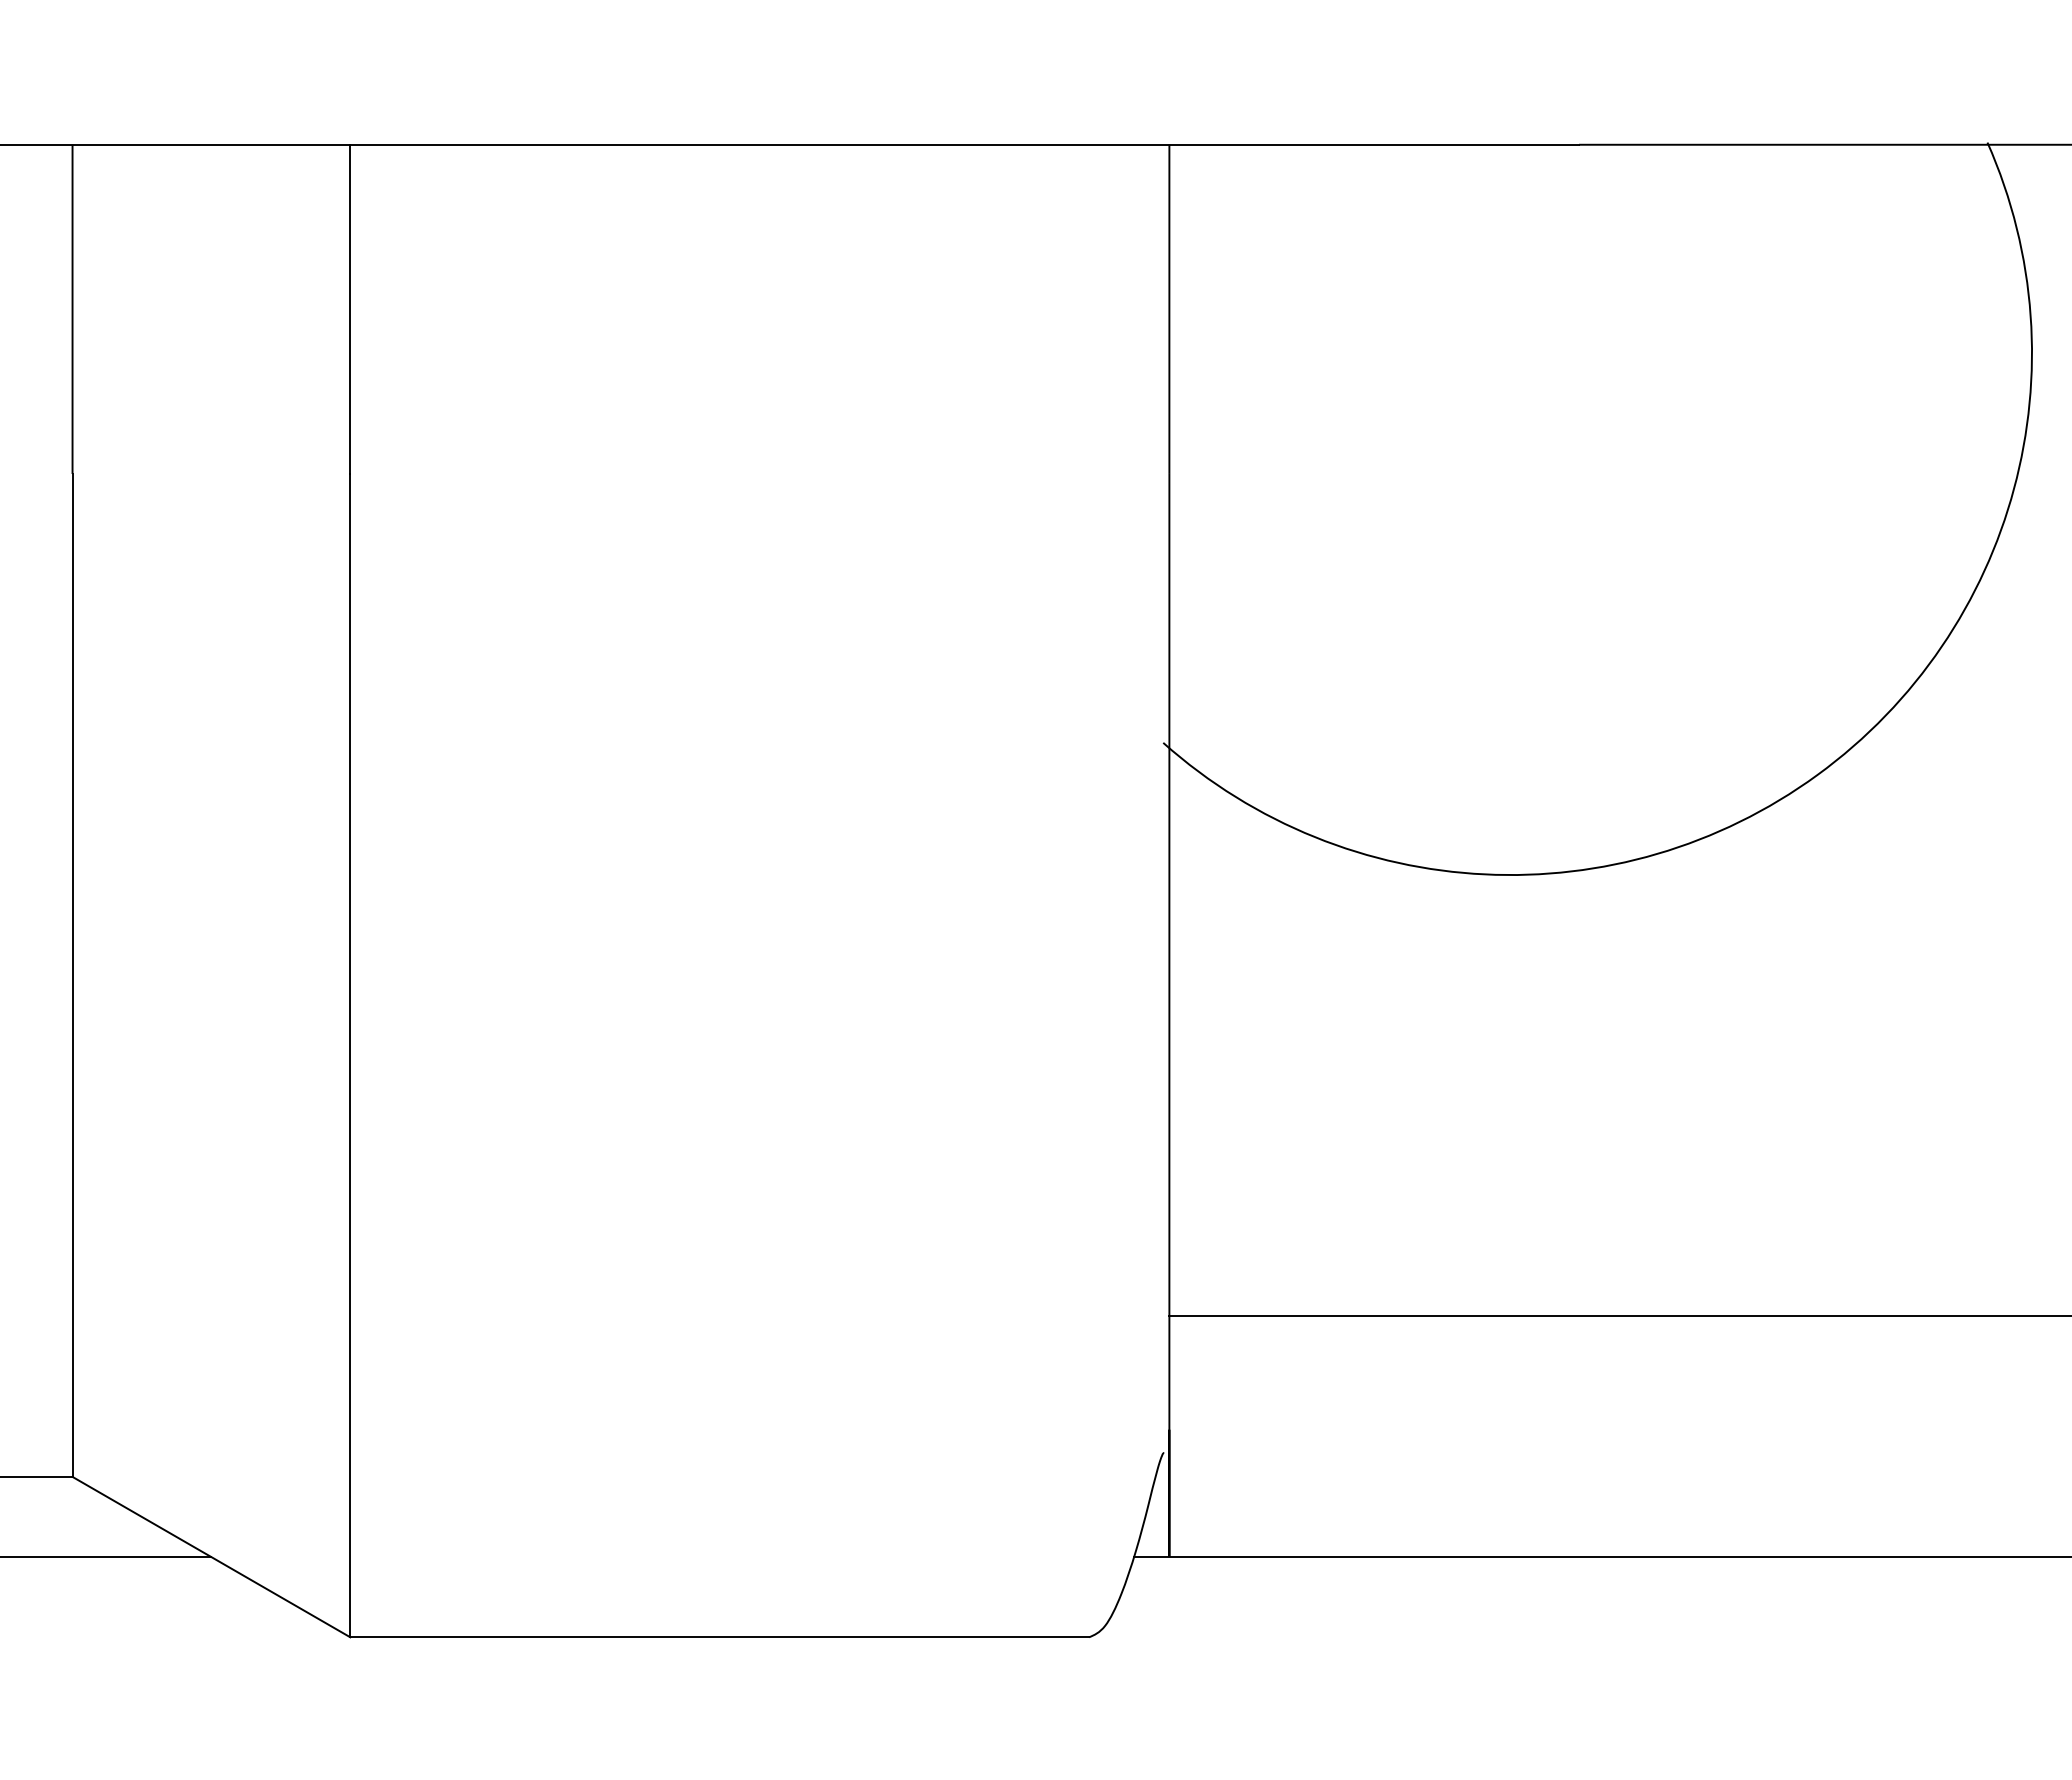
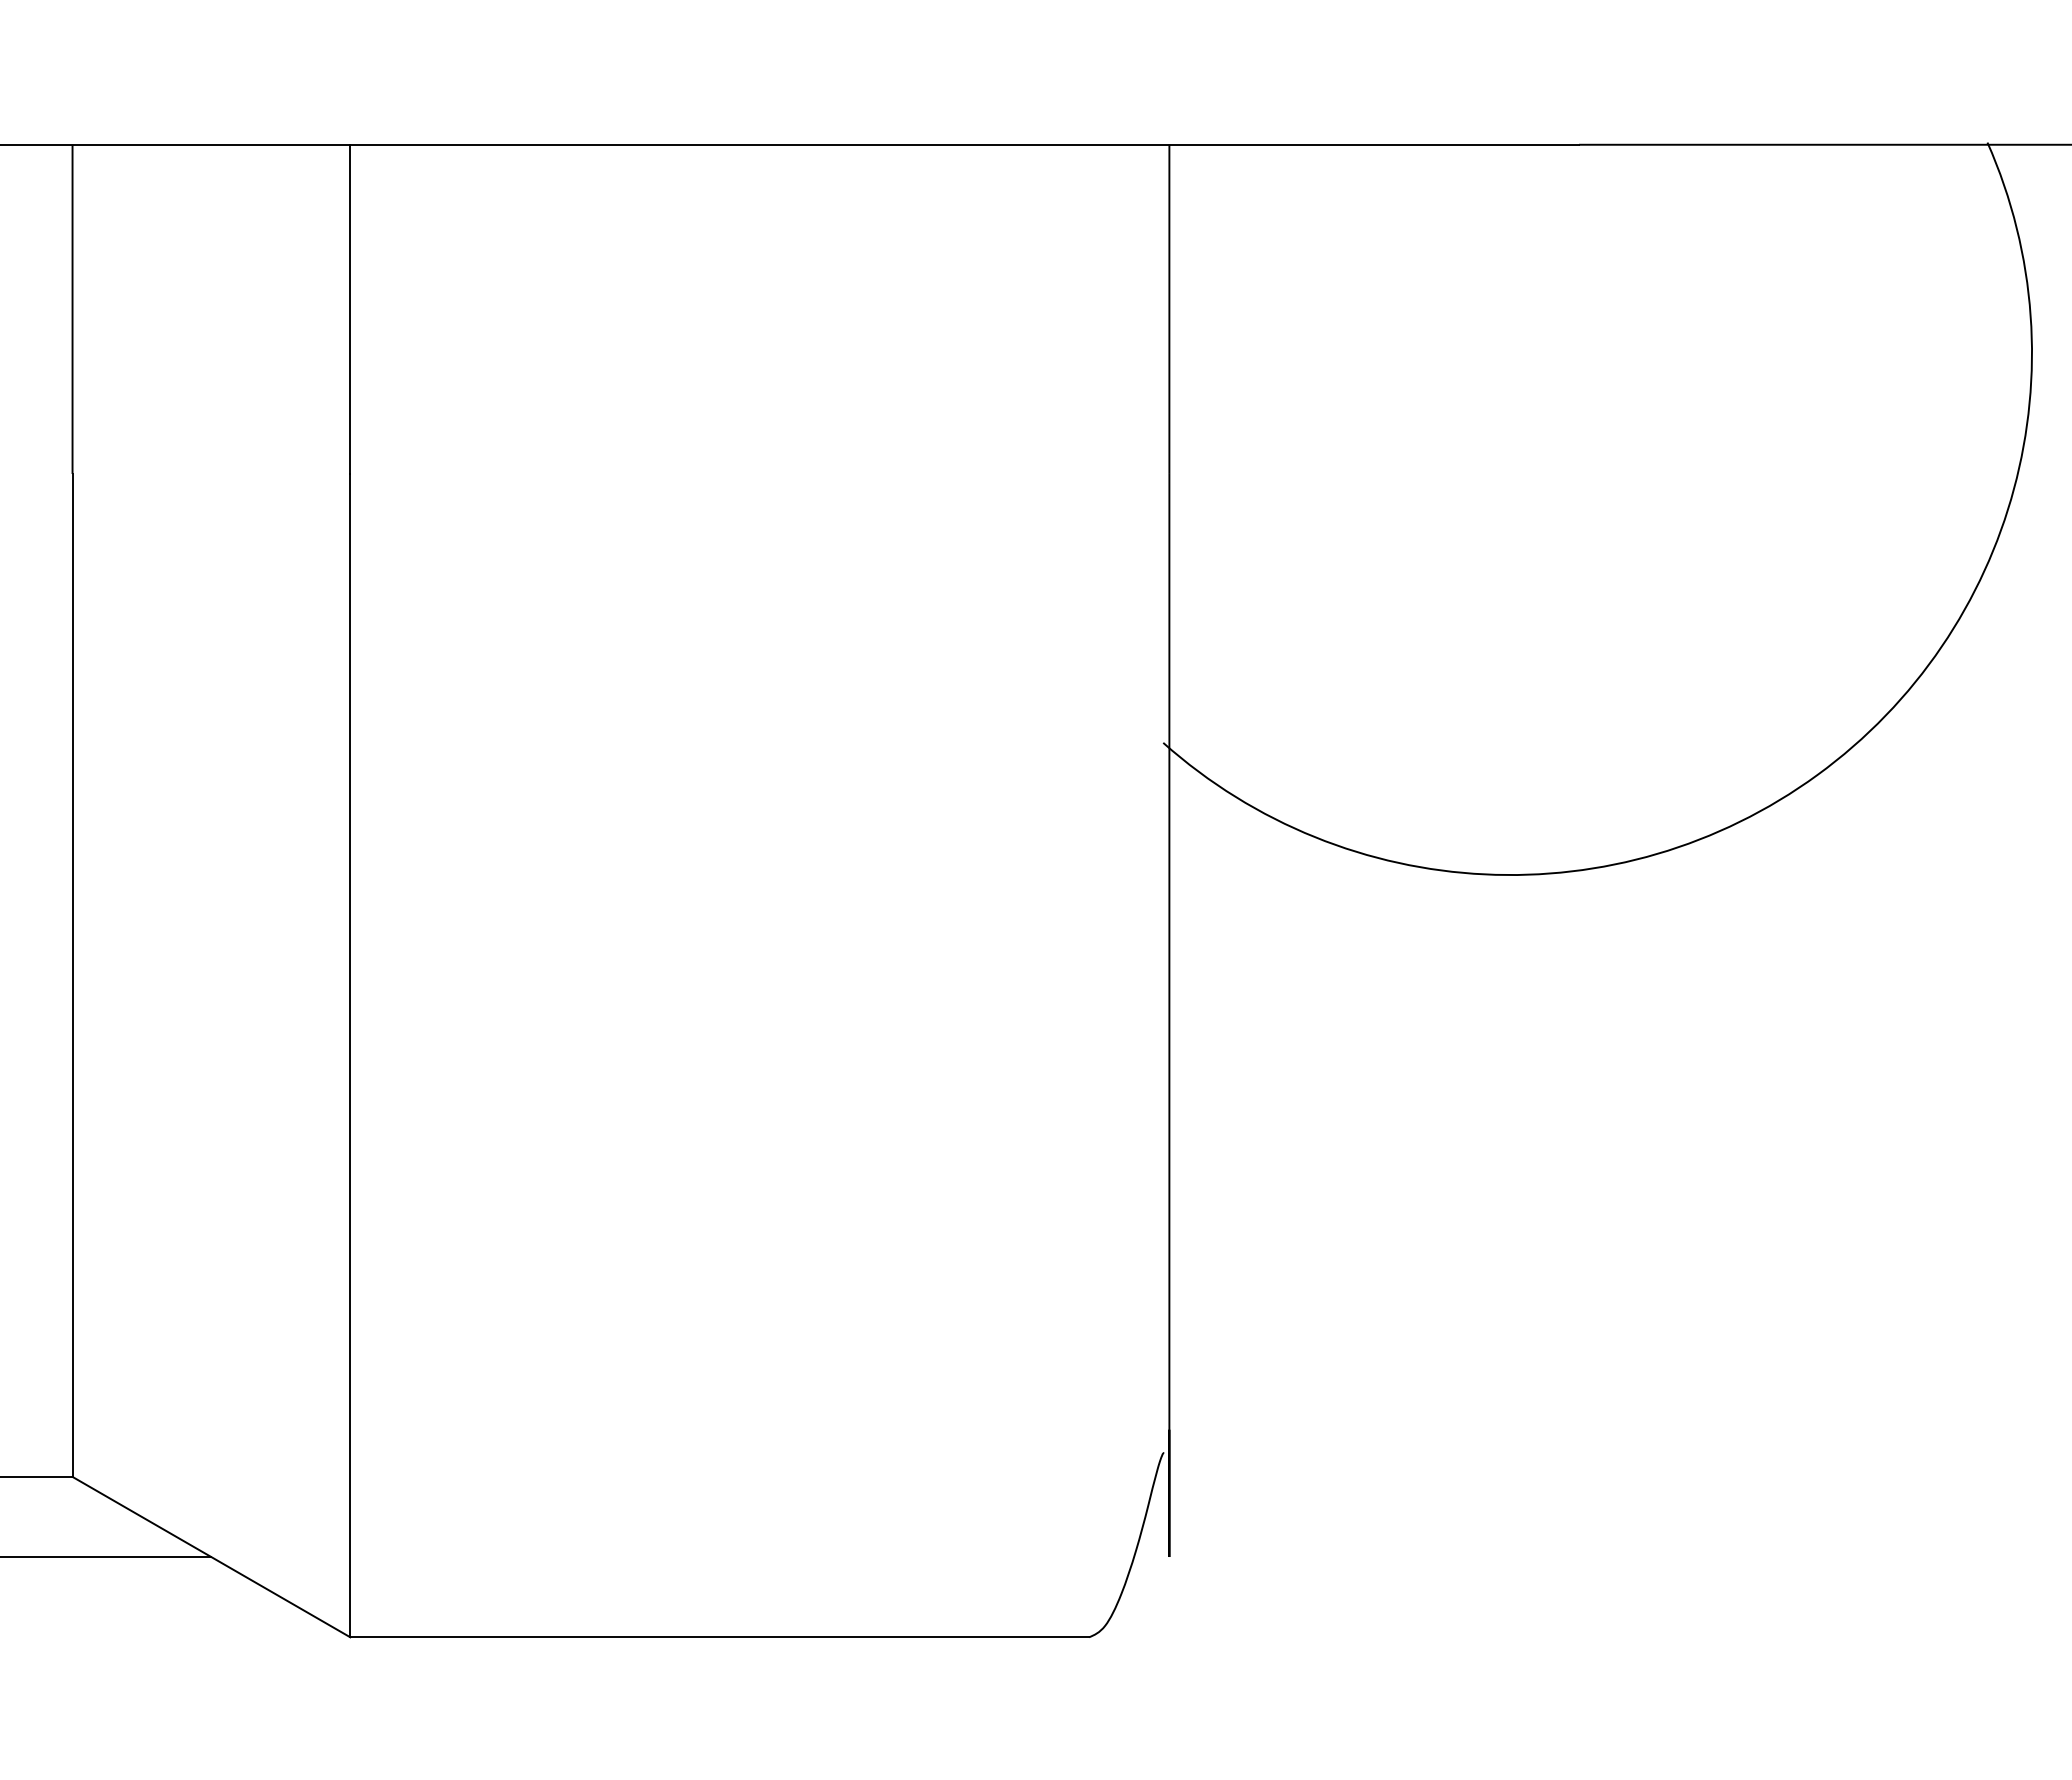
line: present -> none (1618, 1316)
line: present -> none (1600, 1557)
